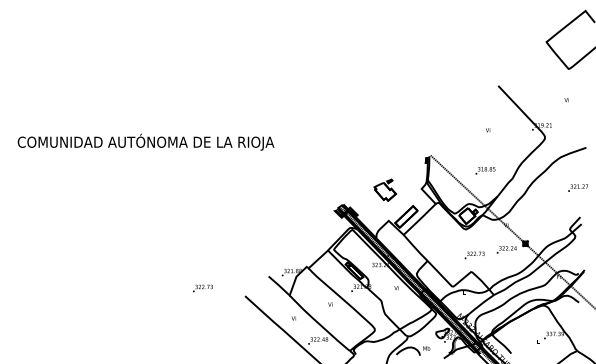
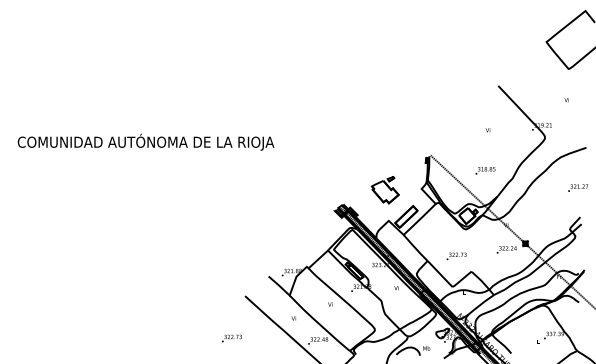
part size: 25x24 px -> 30x29 px (384, 190)
text position: (474, 255) -> (456, 256) (456, 256)
text position: (202, 288) -> (231, 338) (231, 338)
